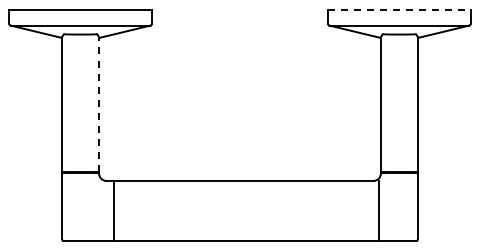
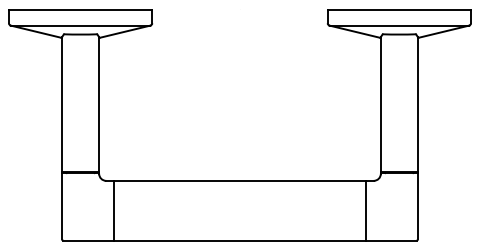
line: dashed -> solid (399, 9)
line: dashed -> solid (99, 104)
line position: (378, 210) -> (365, 210) (365, 210)
